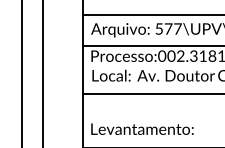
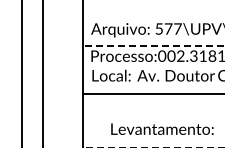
line: present -> none (152, 14)
line: solid -> dashed (153, 46)
text position: (142, 128) -> (162, 128) (162, 128)
line: solid -> dashed (153, 147)
